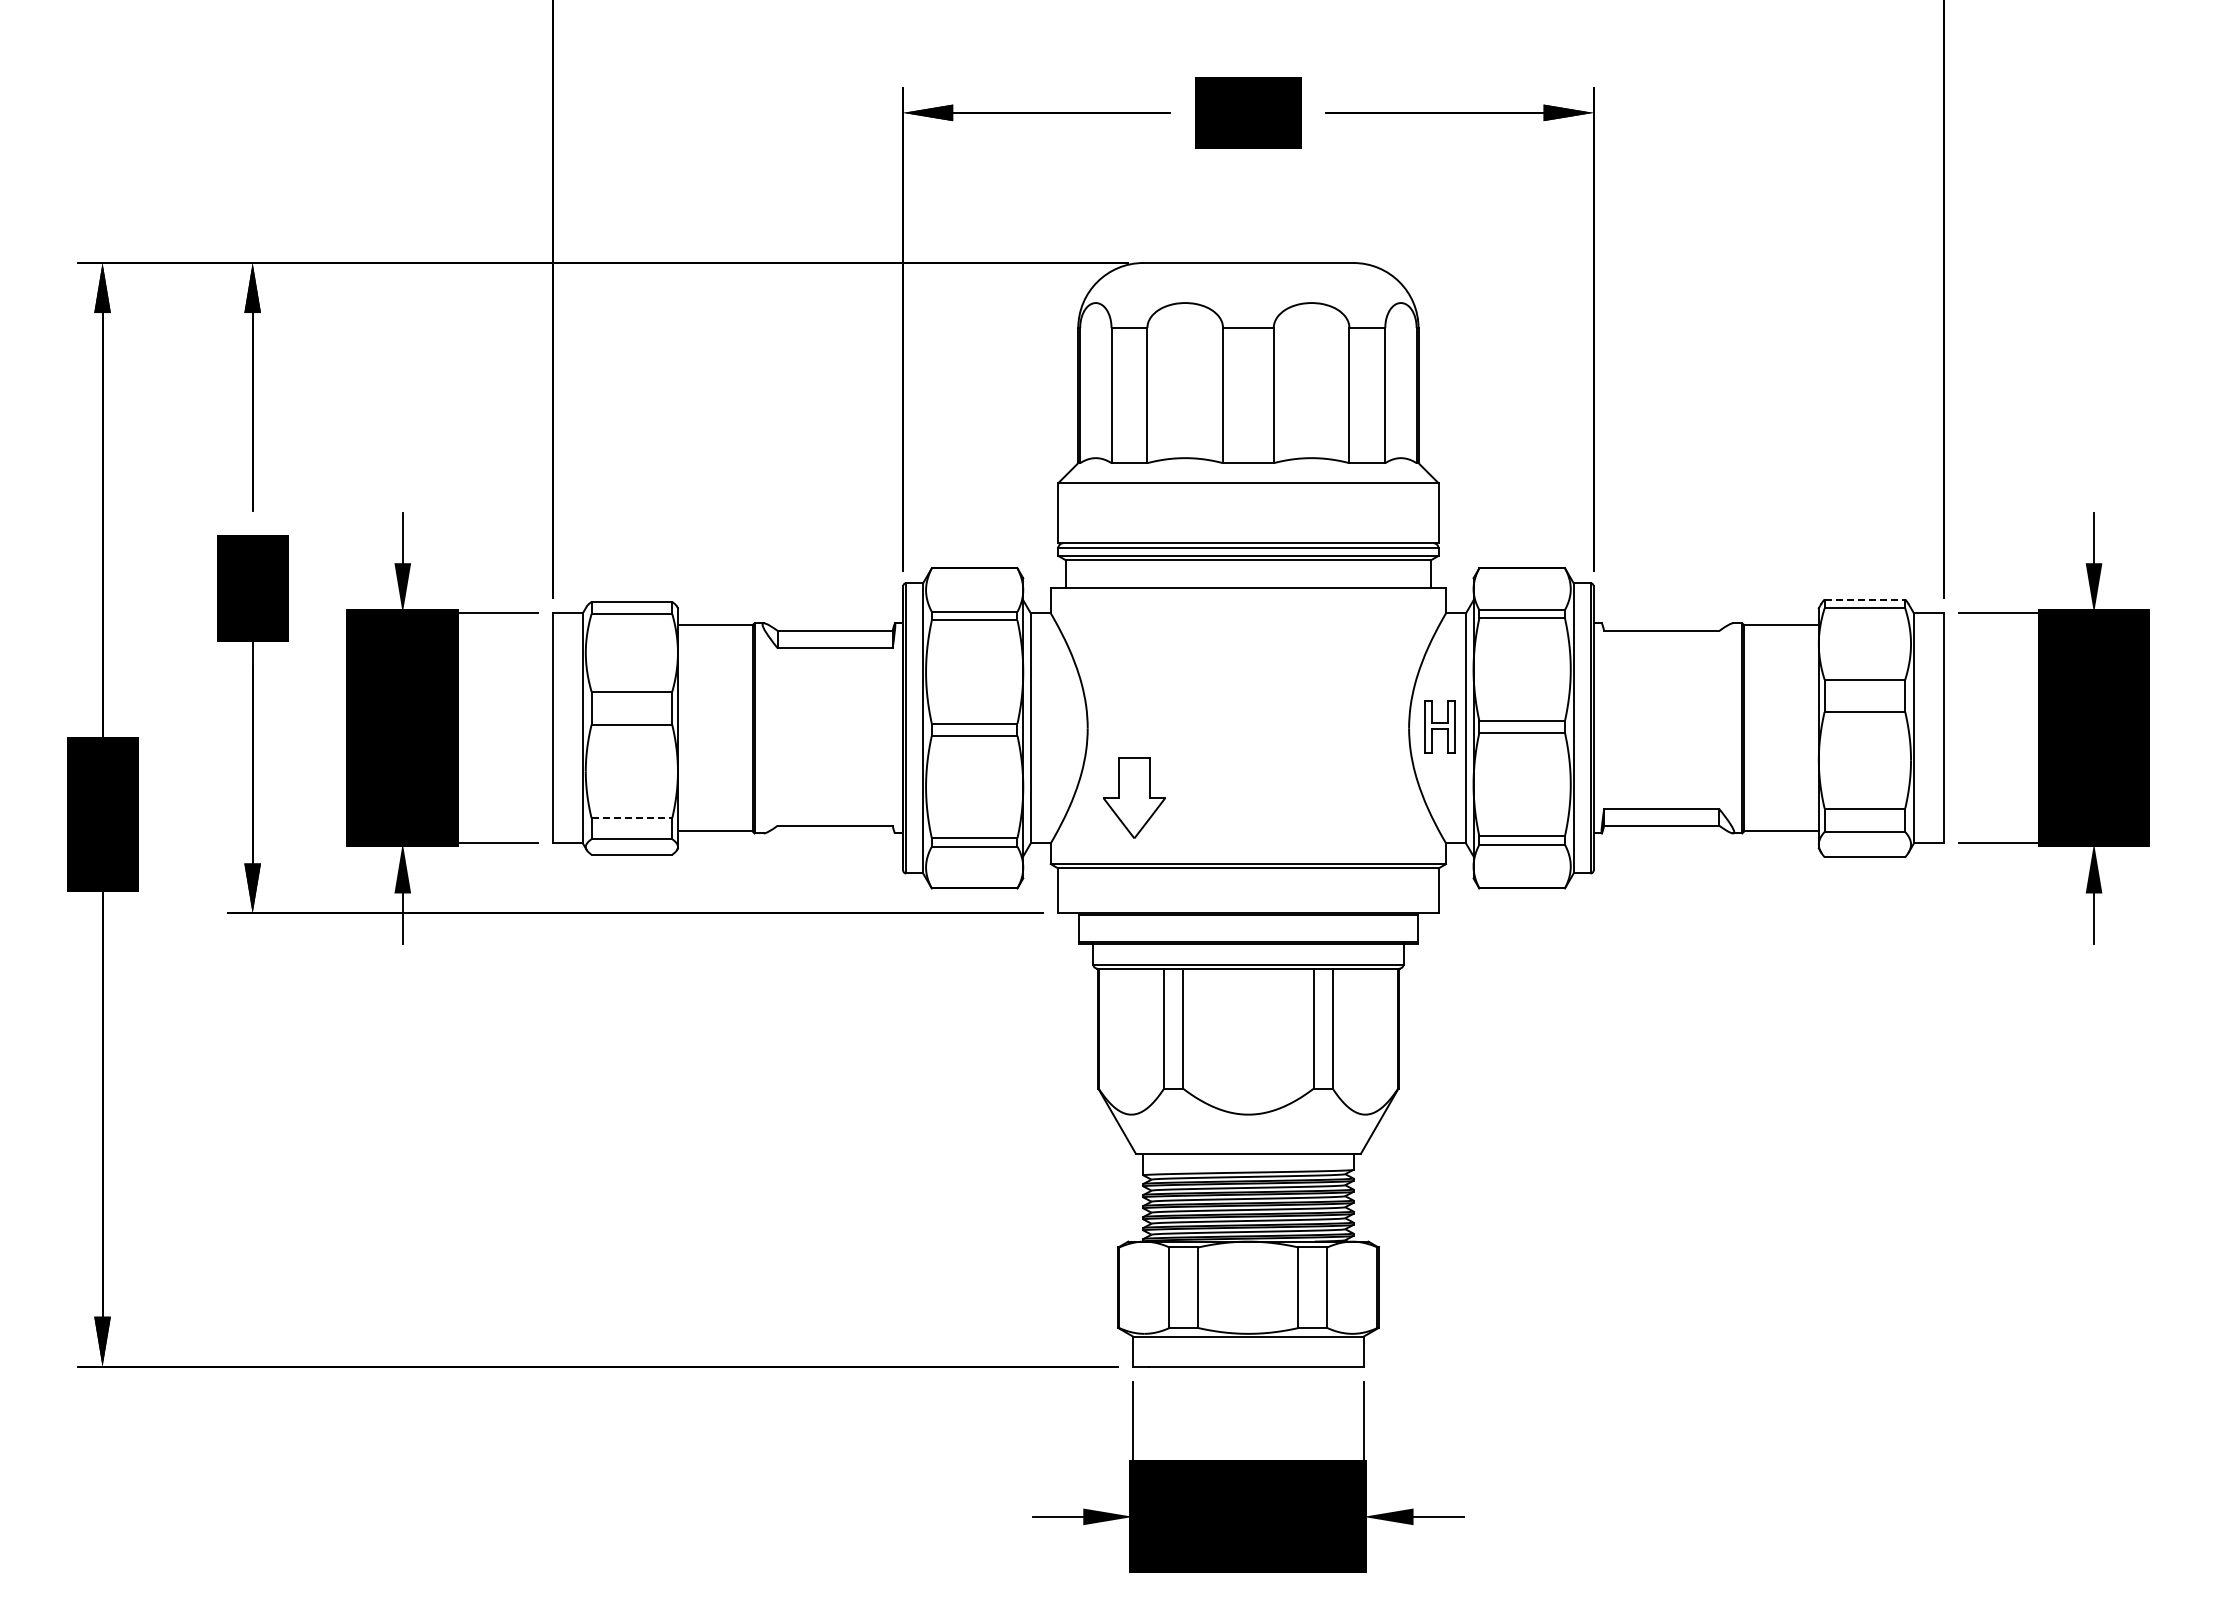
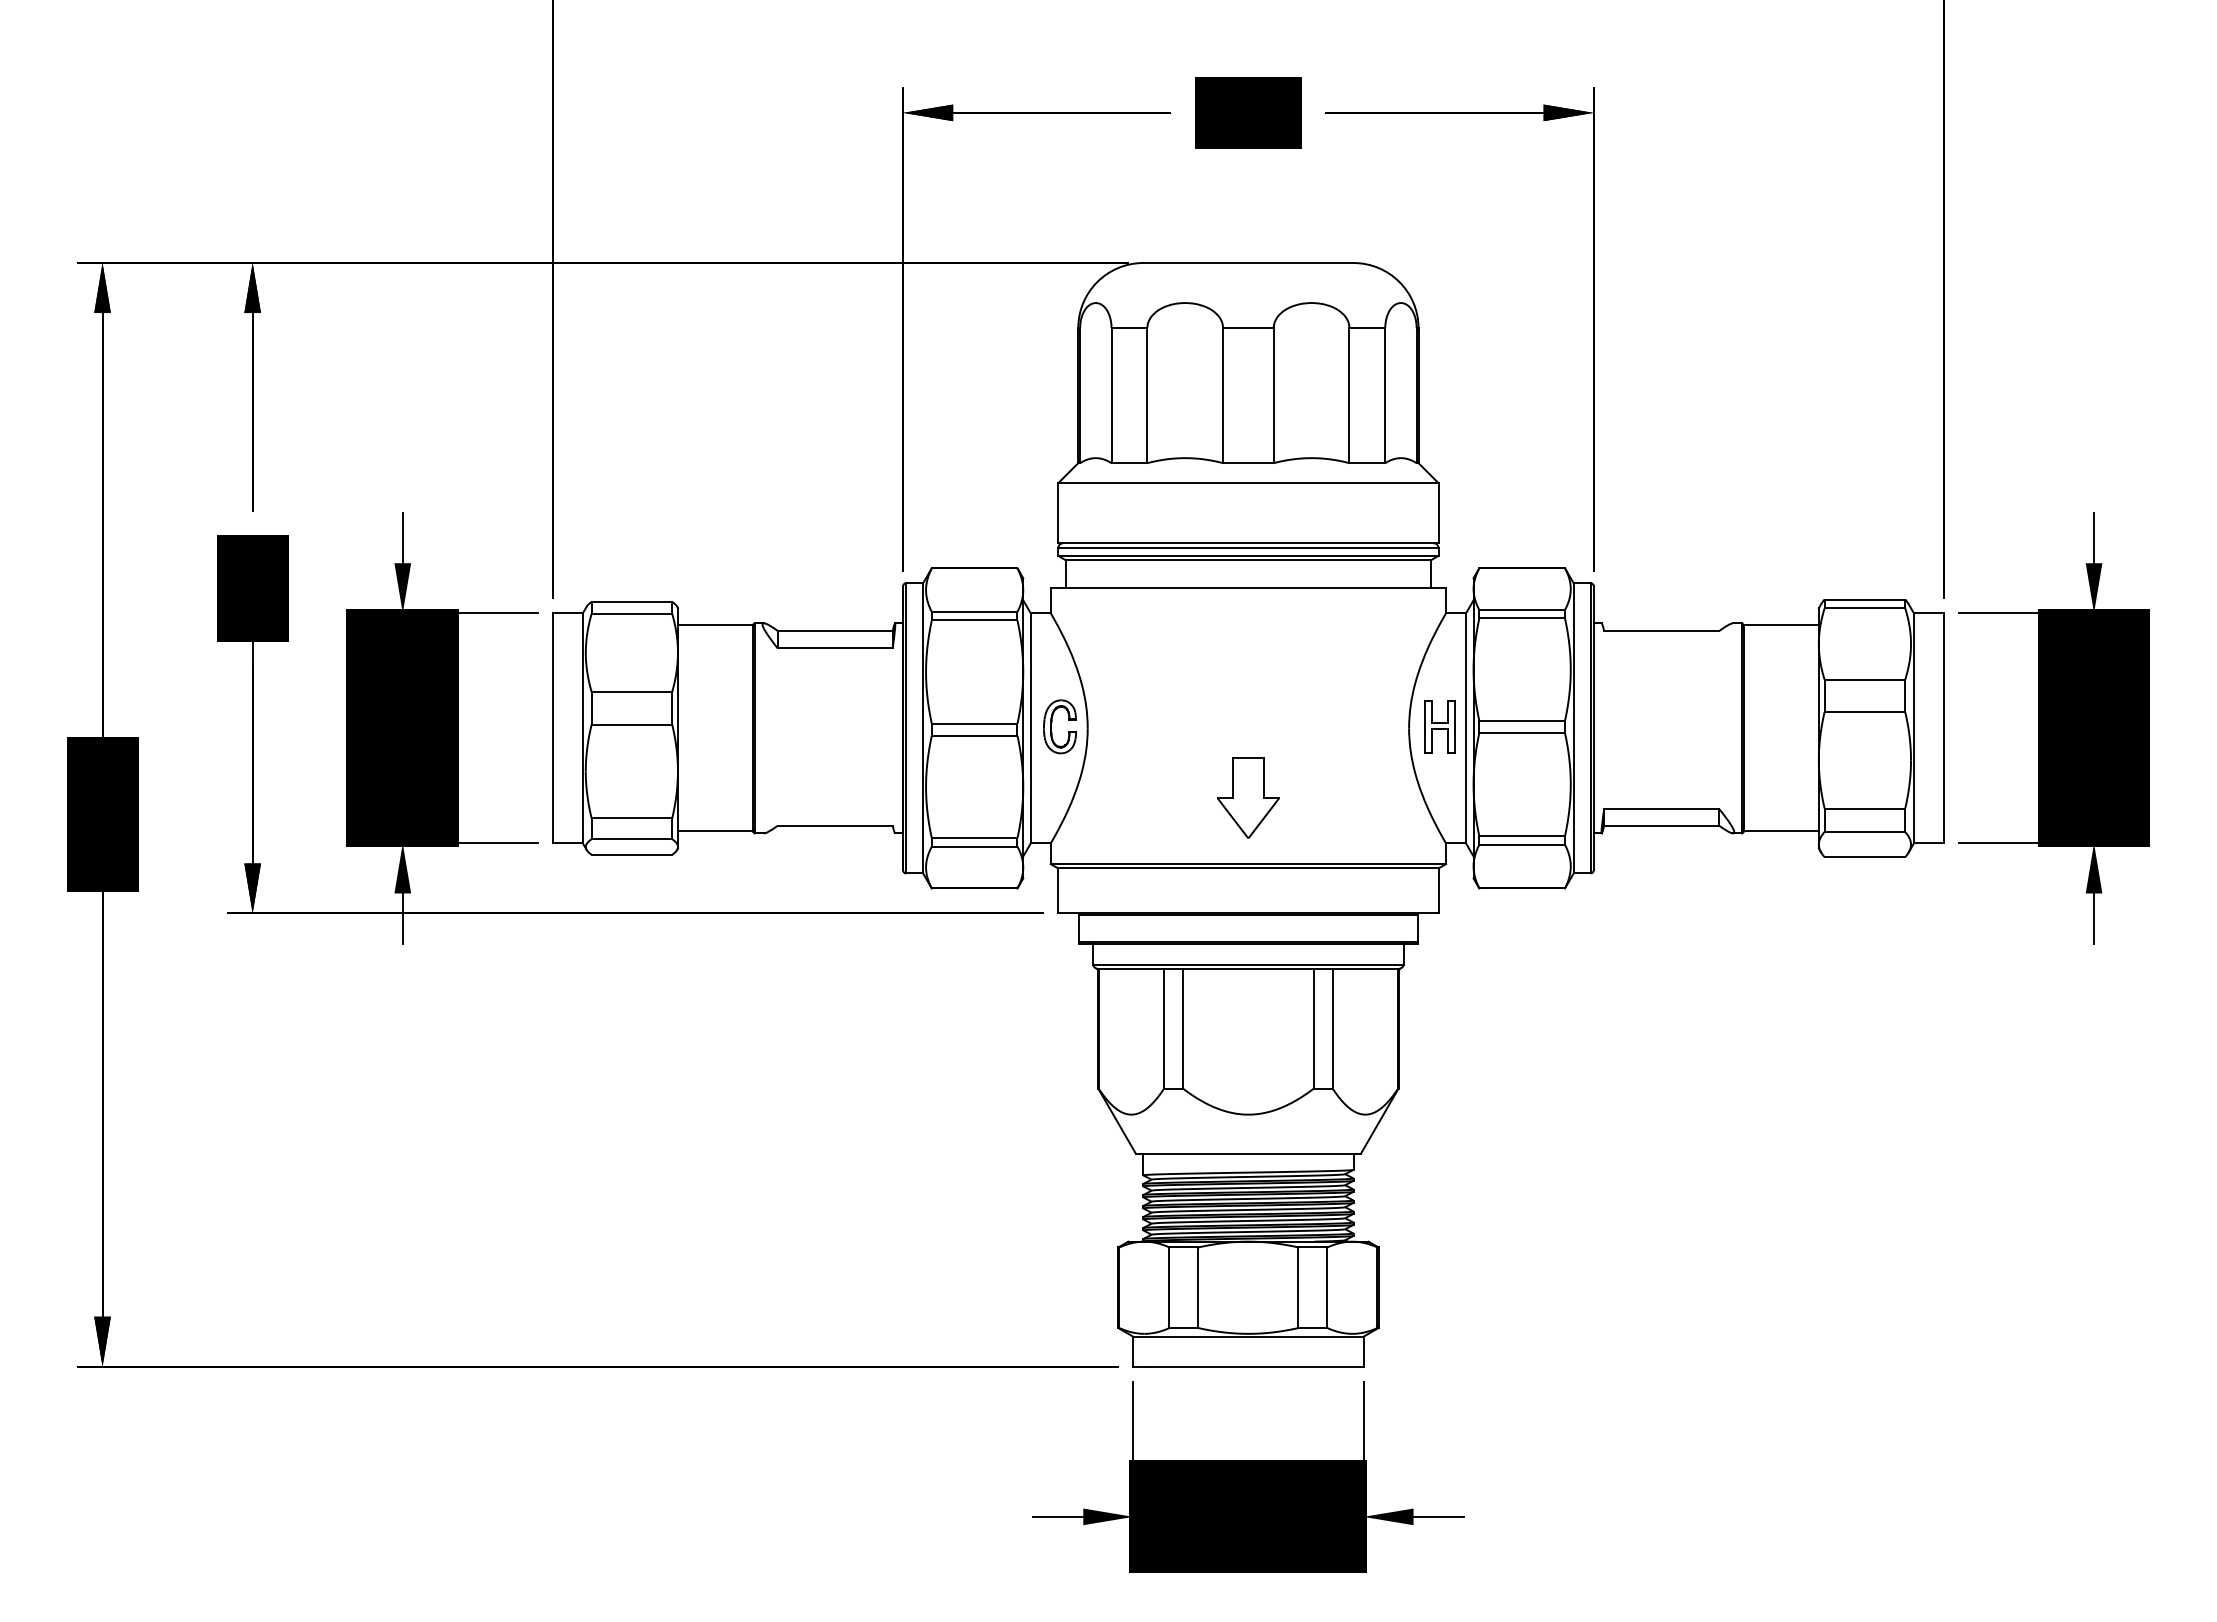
line: dashed -> solid (1865, 599)
part: none -> present (1052, 723)
part position: (1134, 797) -> (1248, 797) (1248, 797)
line: dashed -> solid (632, 818)
